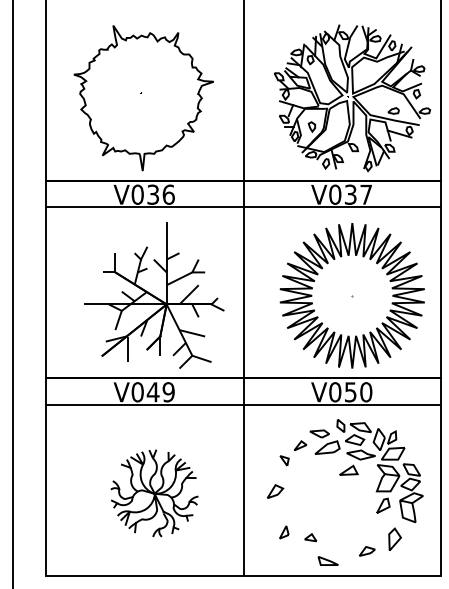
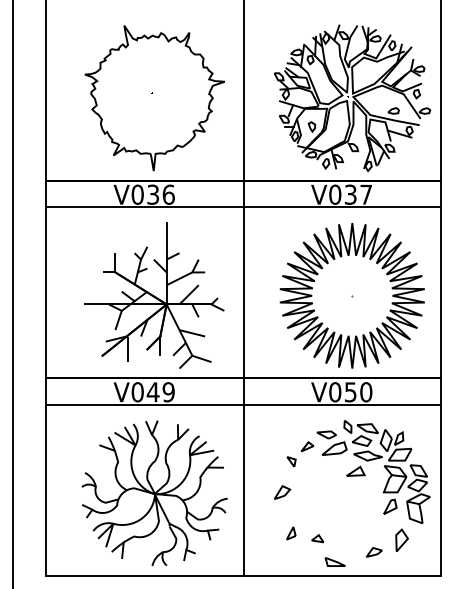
part position: (143, 98) -> (154, 98) (154, 98)
part position: (345, 475) -> (352, 476) (352, 476)
part size: 89x89 px -> 147x147 px (154, 493)
